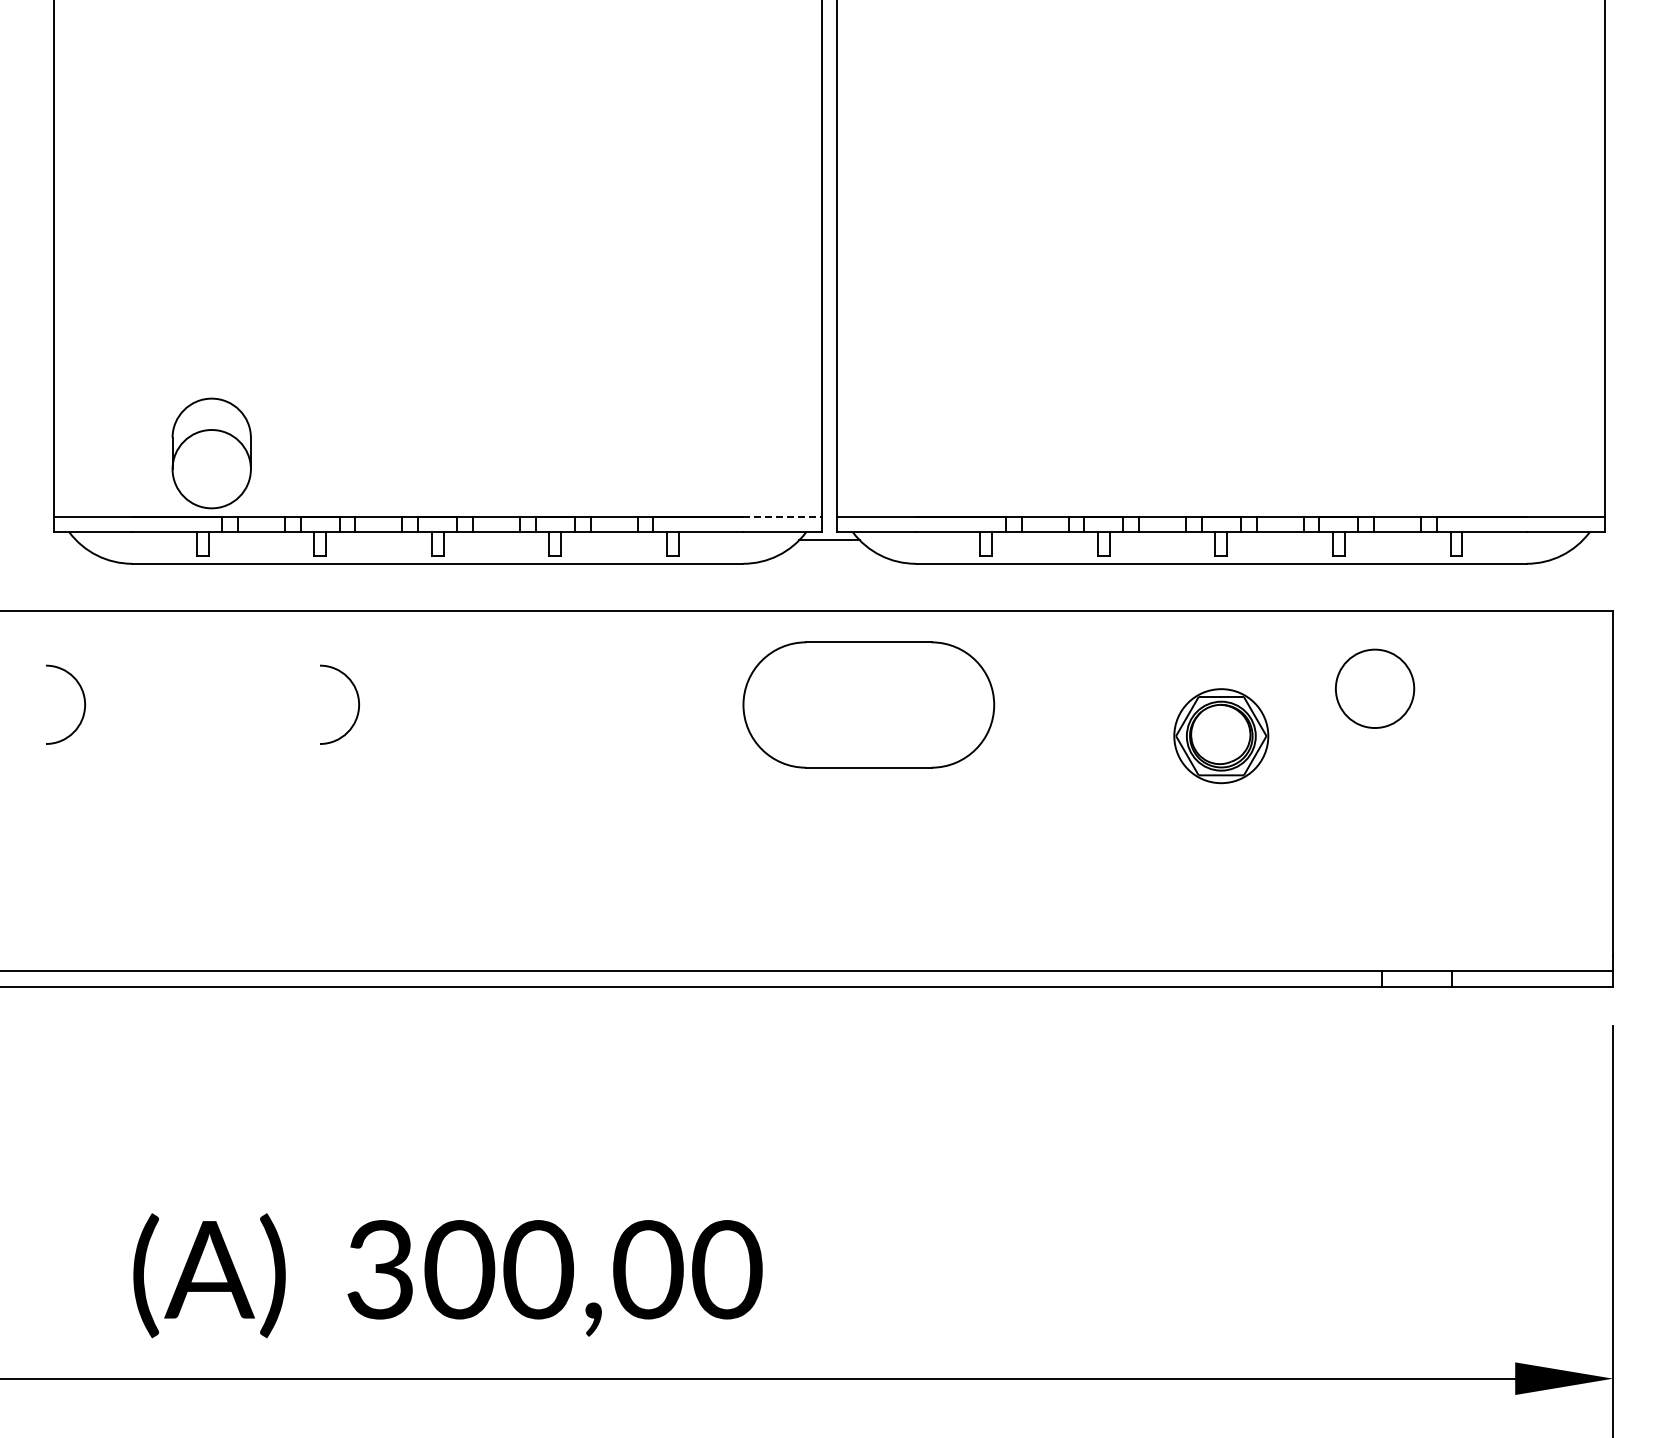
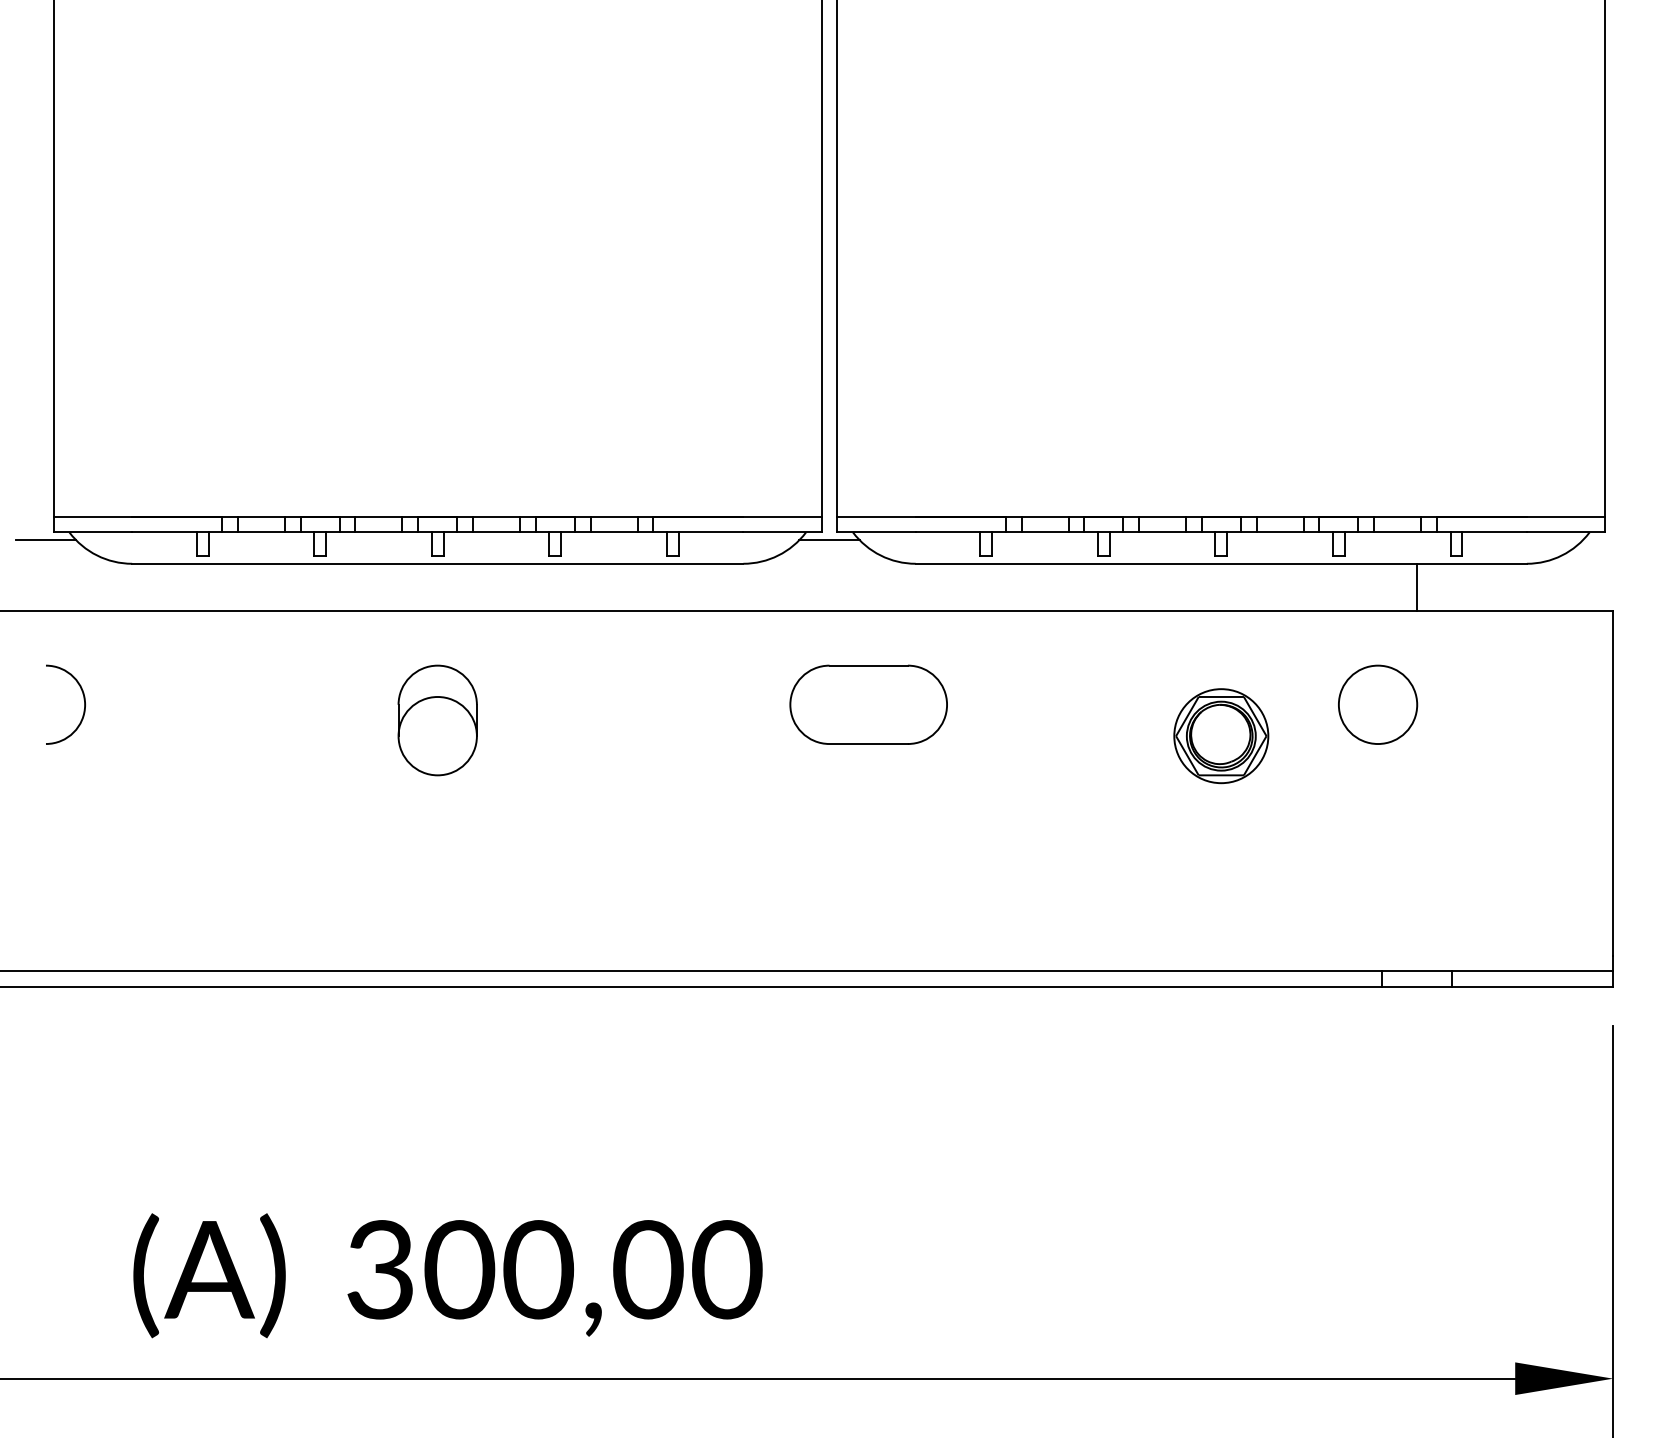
part position: (211, 453) -> (437, 720) (437, 720)
line: dashed -> solid (783, 516)
line: none -> present (45, 540)
line: none -> present (1417, 586)
circle position: (1375, 688) -> (1378, 704) (1378, 704)
arc: present -> none (357, 699)
part size: 254x128 px -> 159x81 px (868, 704)
